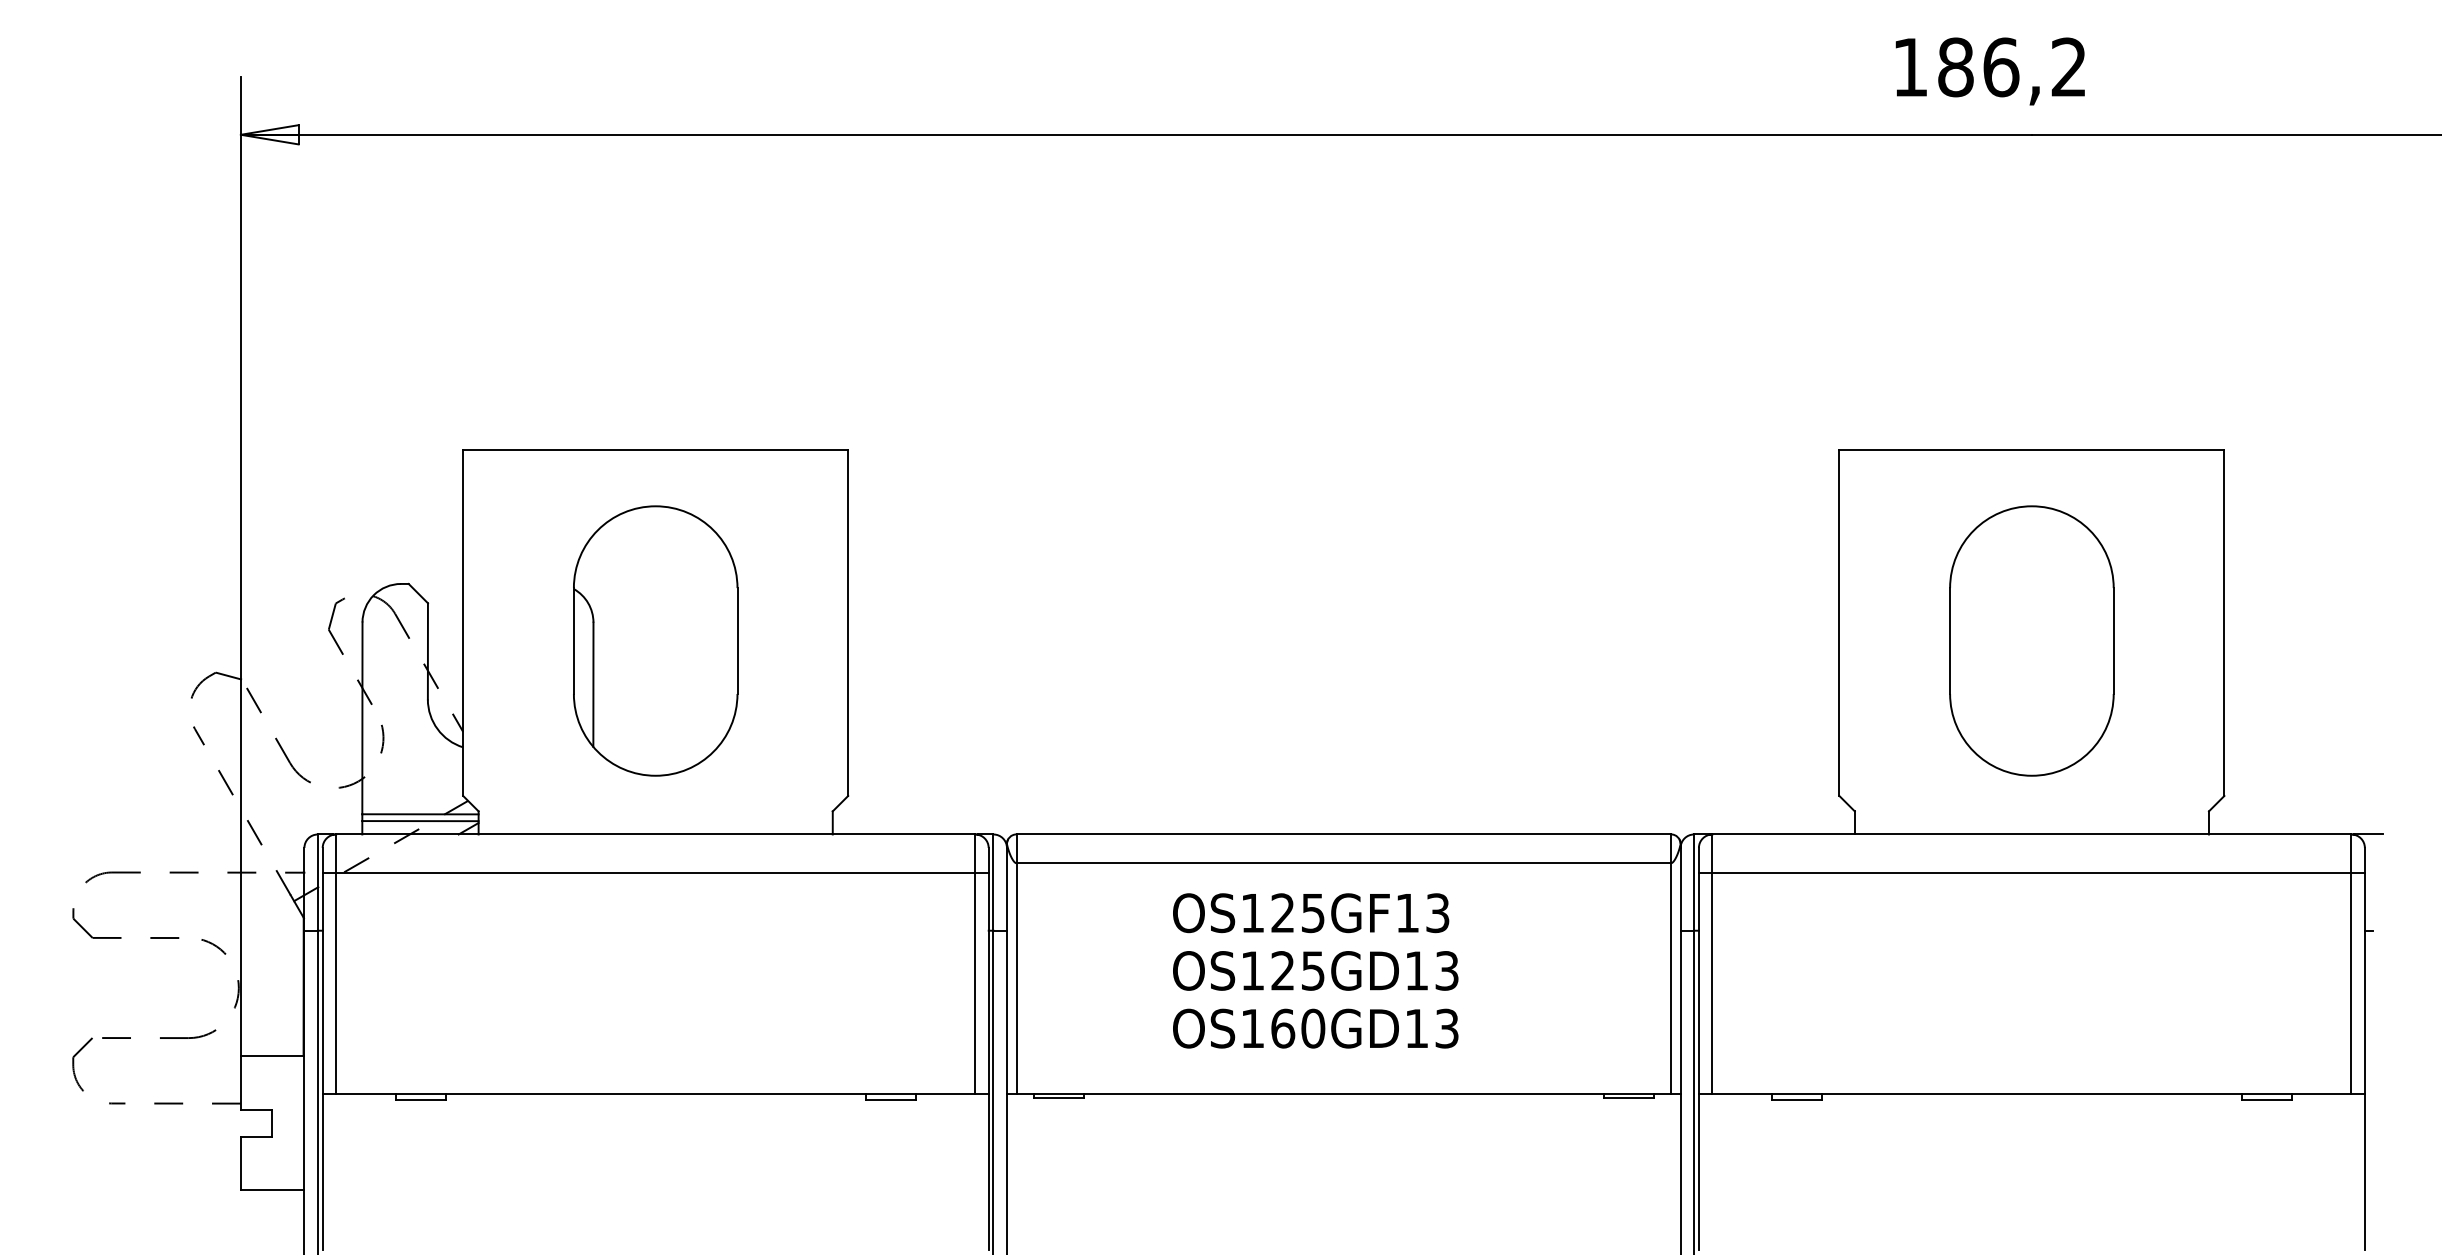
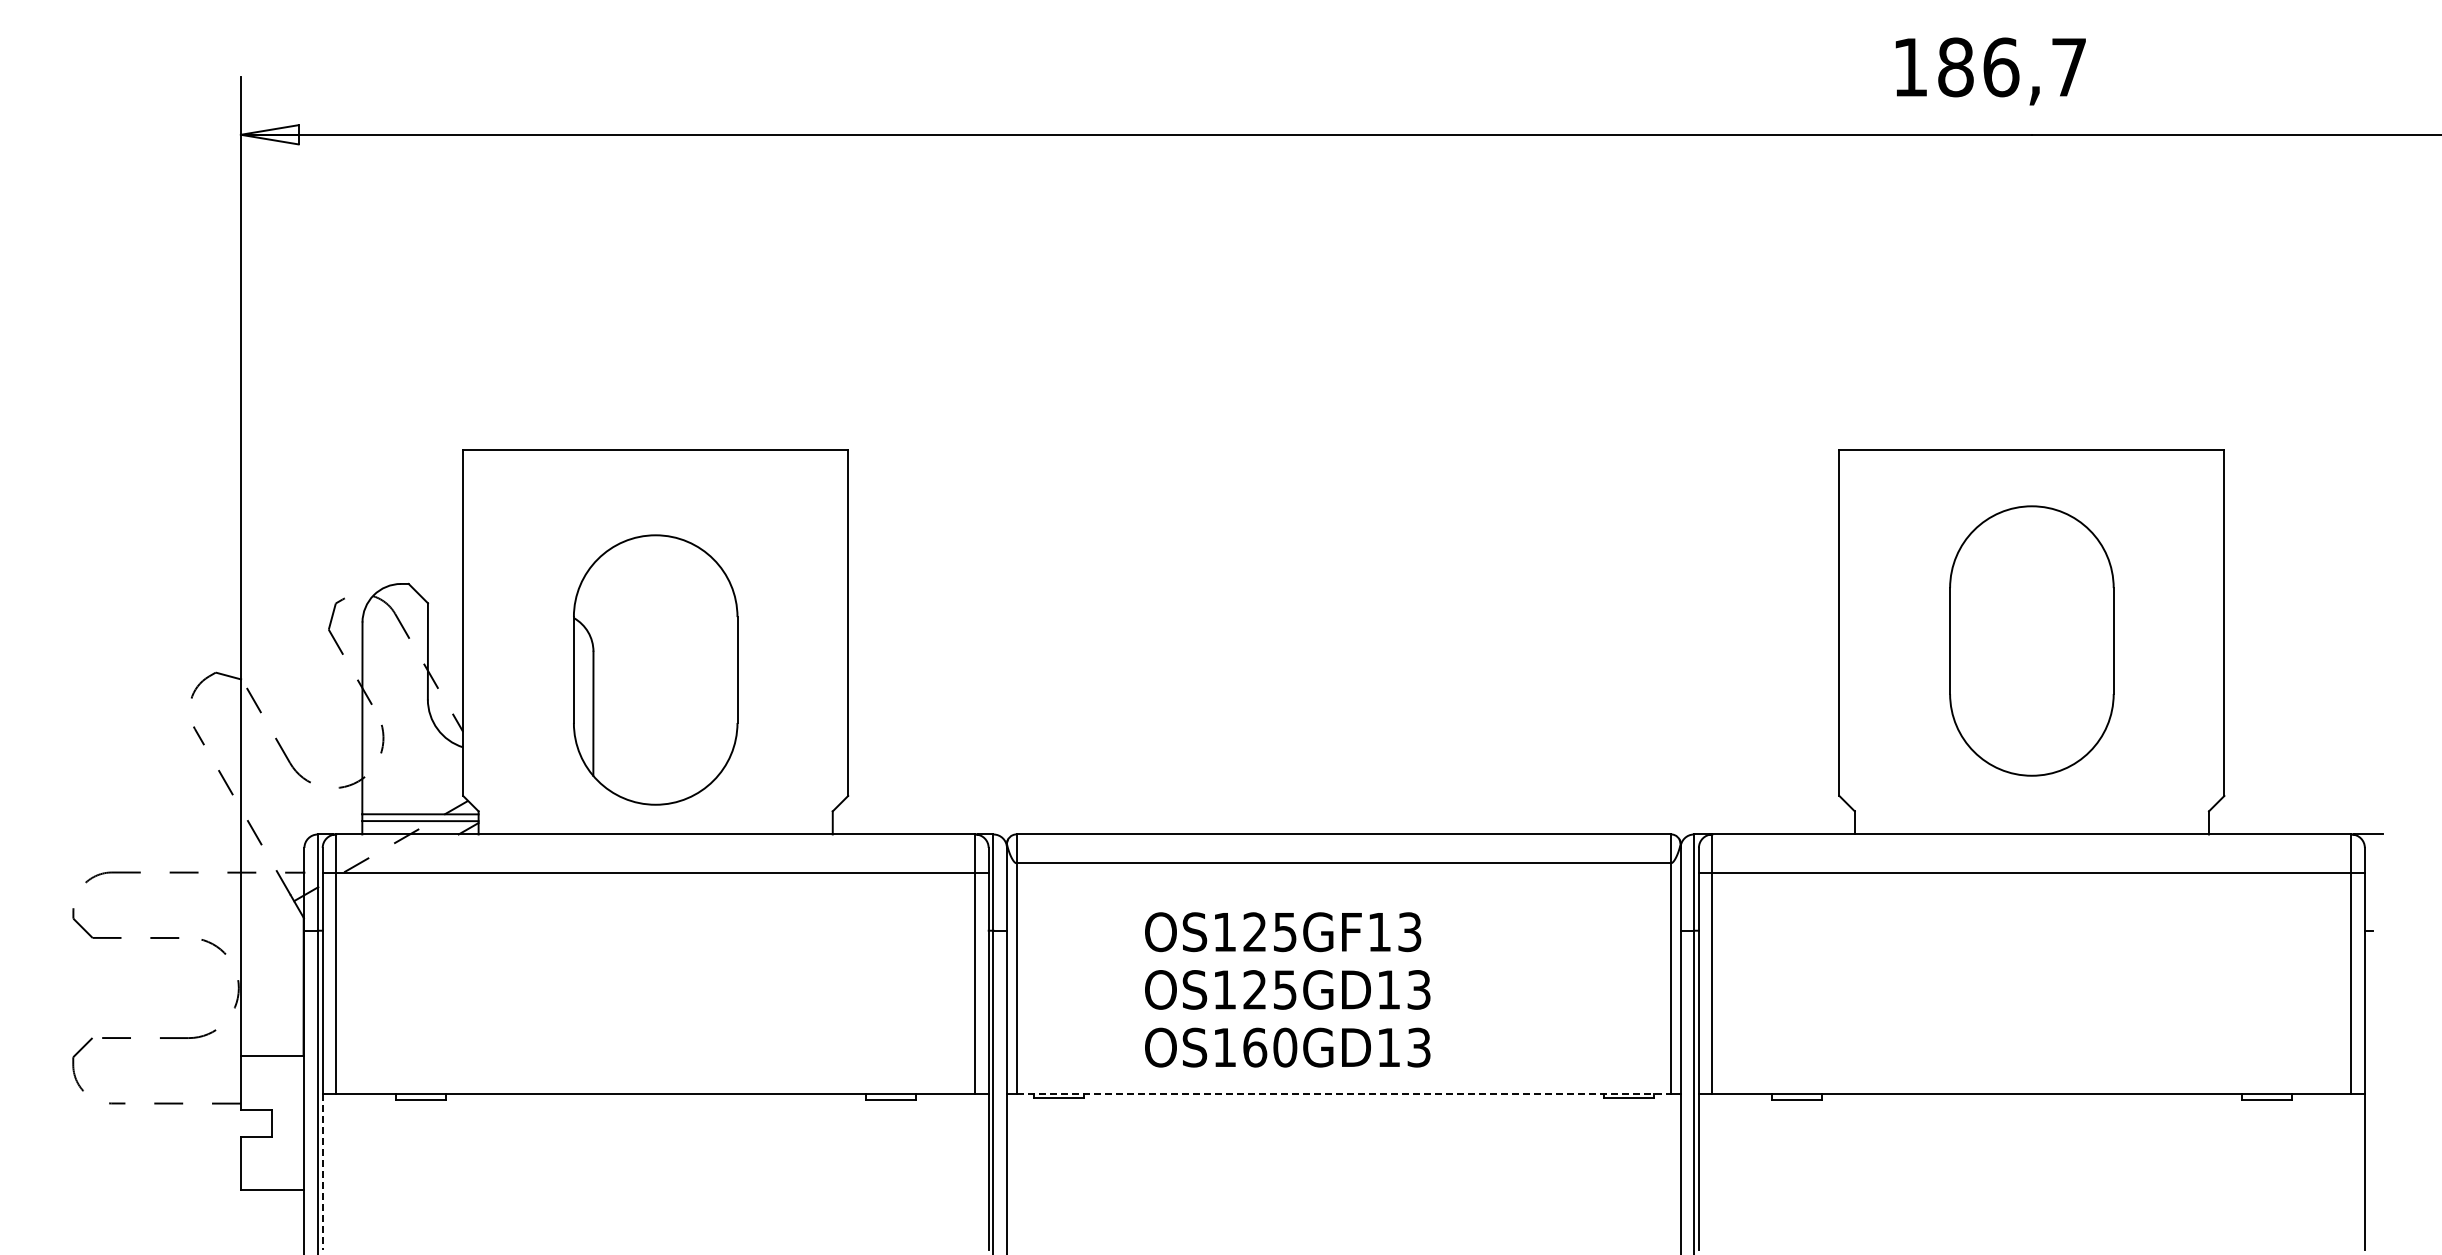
text: 186,2 -> 186,7 (2068, 66)
part position: (655, 640) -> (655, 669) (655, 669)
text position: (1315, 970) -> (1287, 989) (1287, 989)
line: solid -> dashed (1344, 1094)
line: solid -> dashed (322, 1172)
